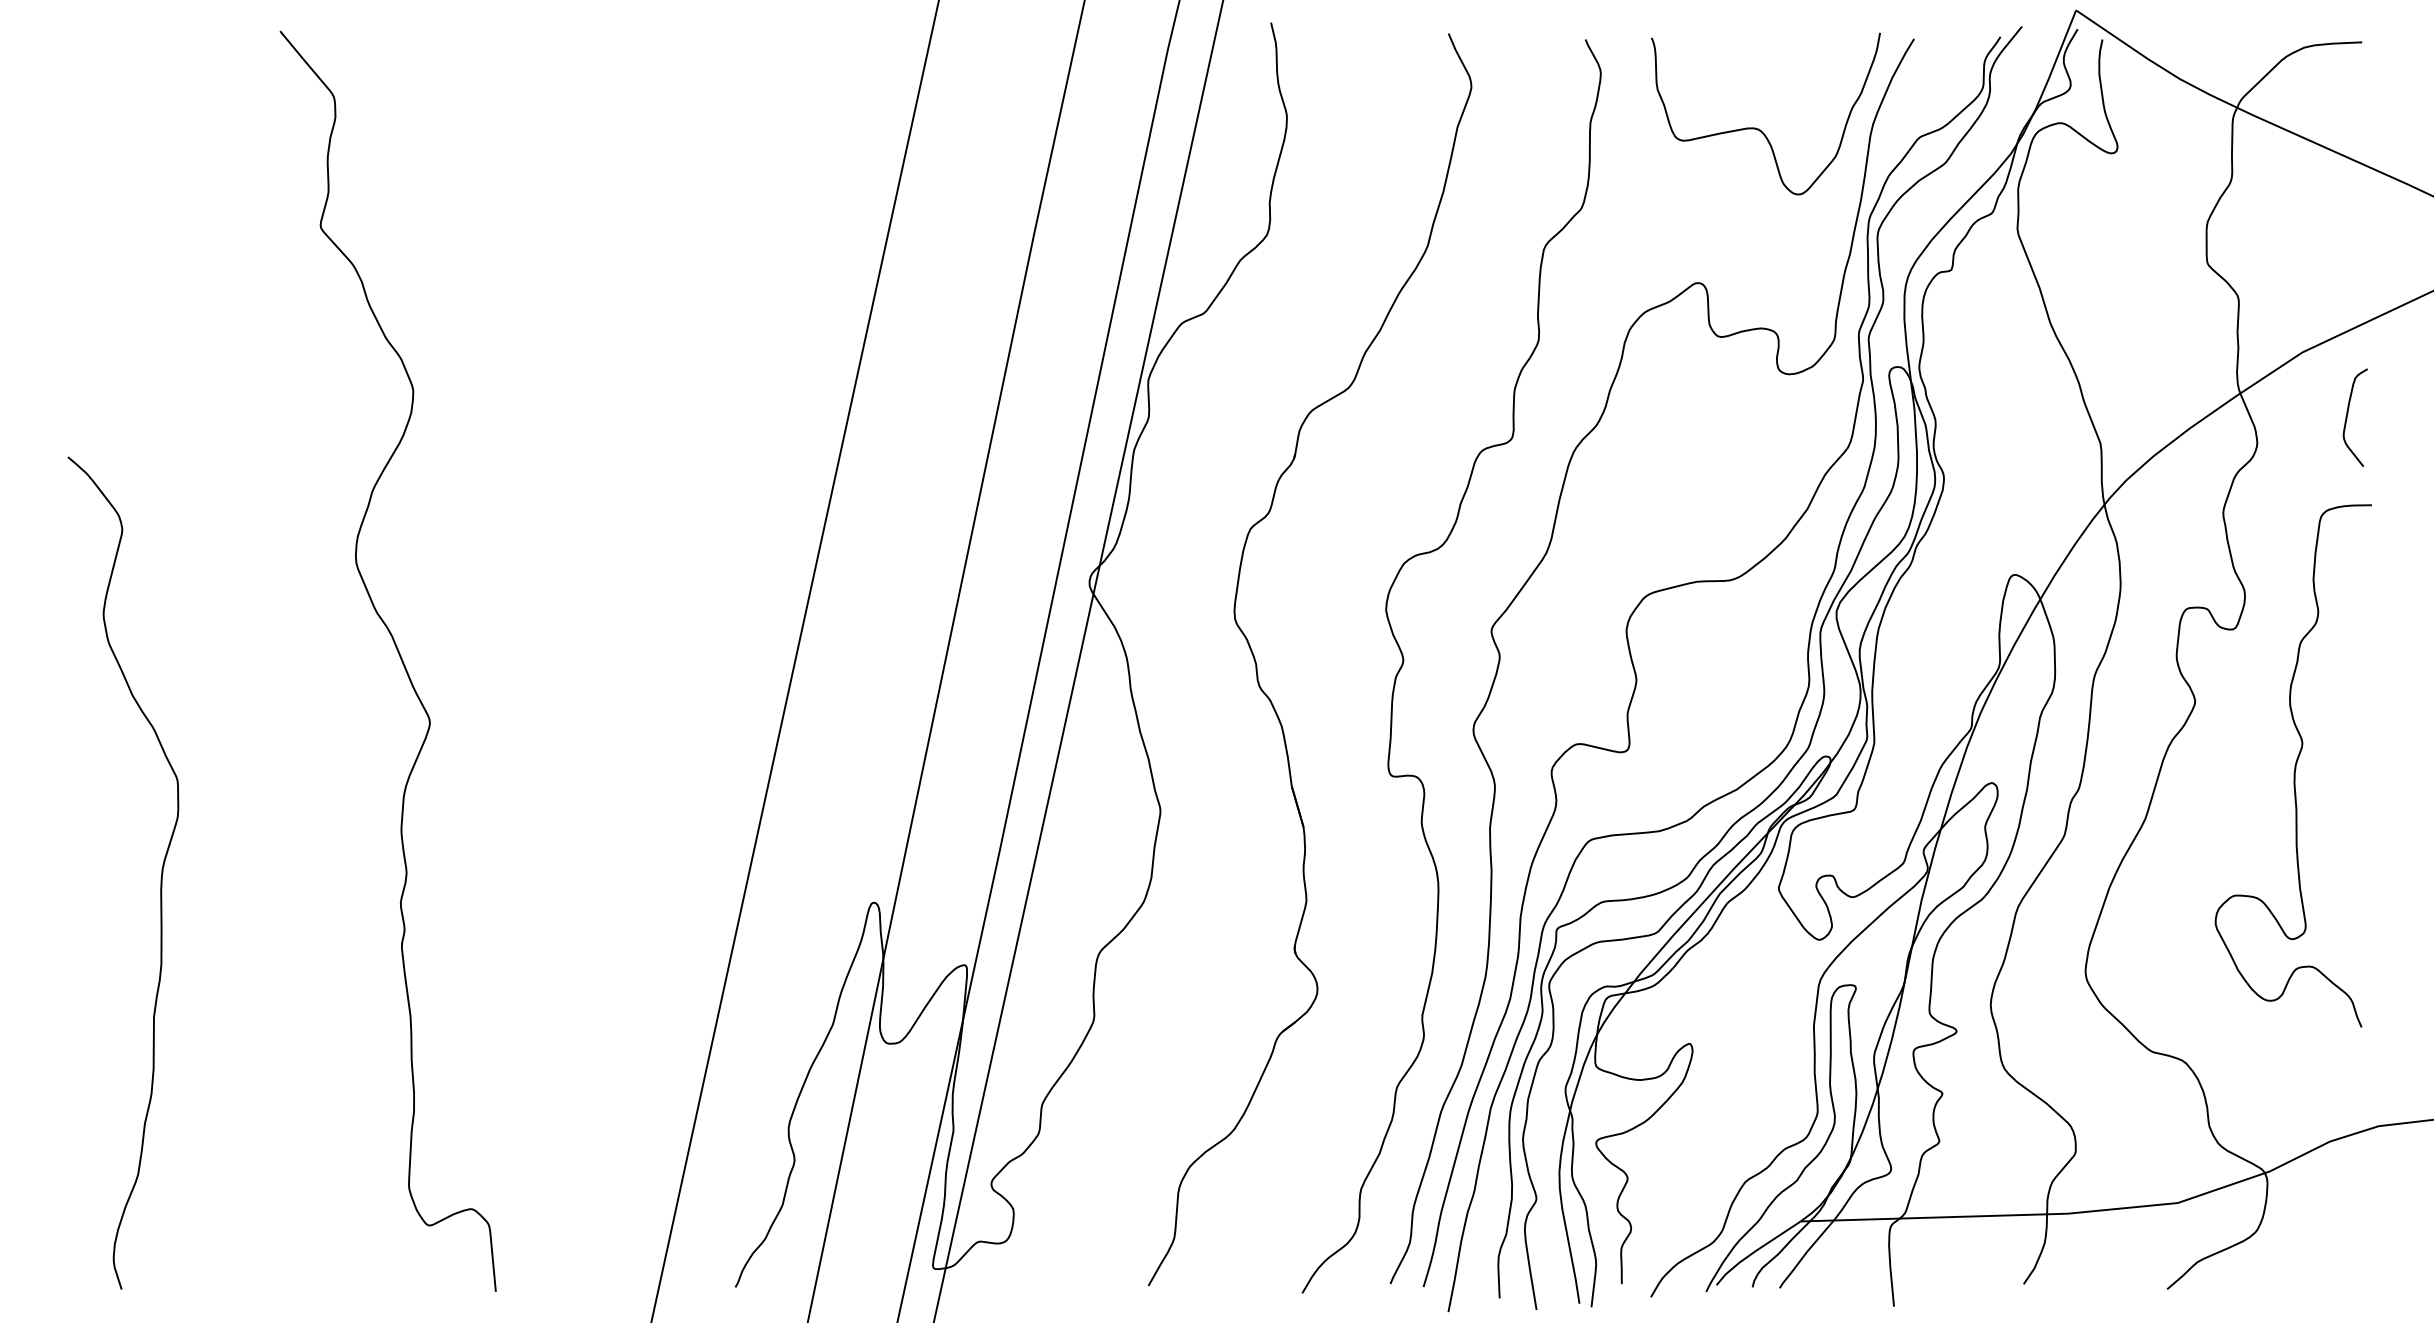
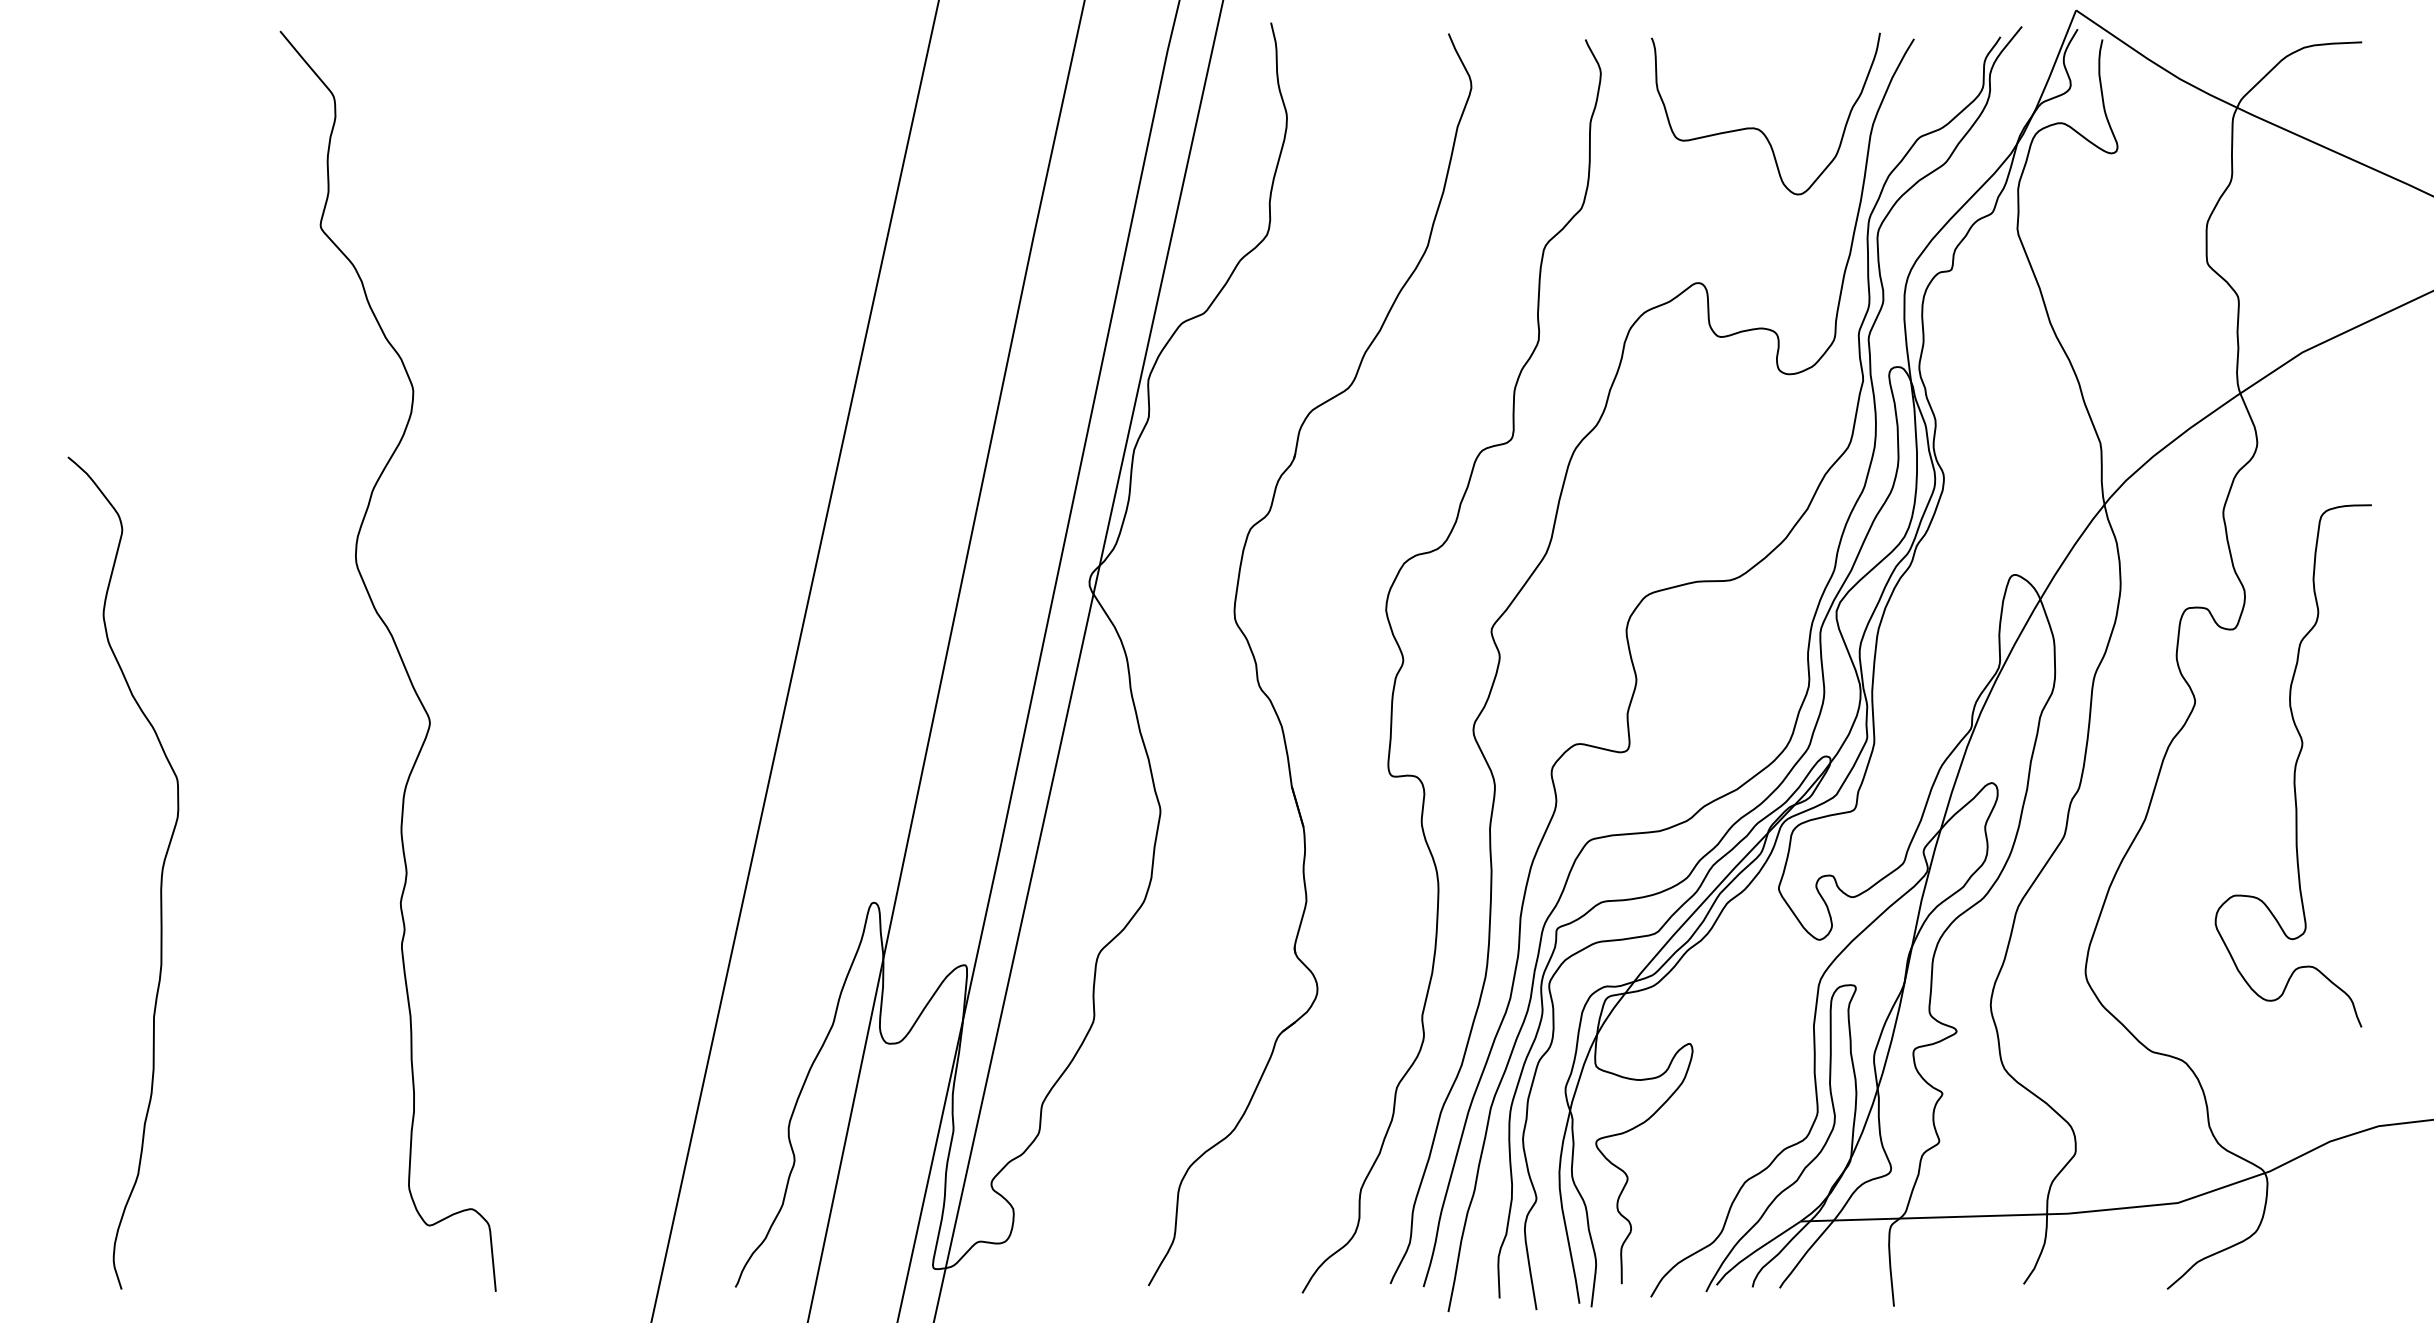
curve: present -> none (2347, 417)
